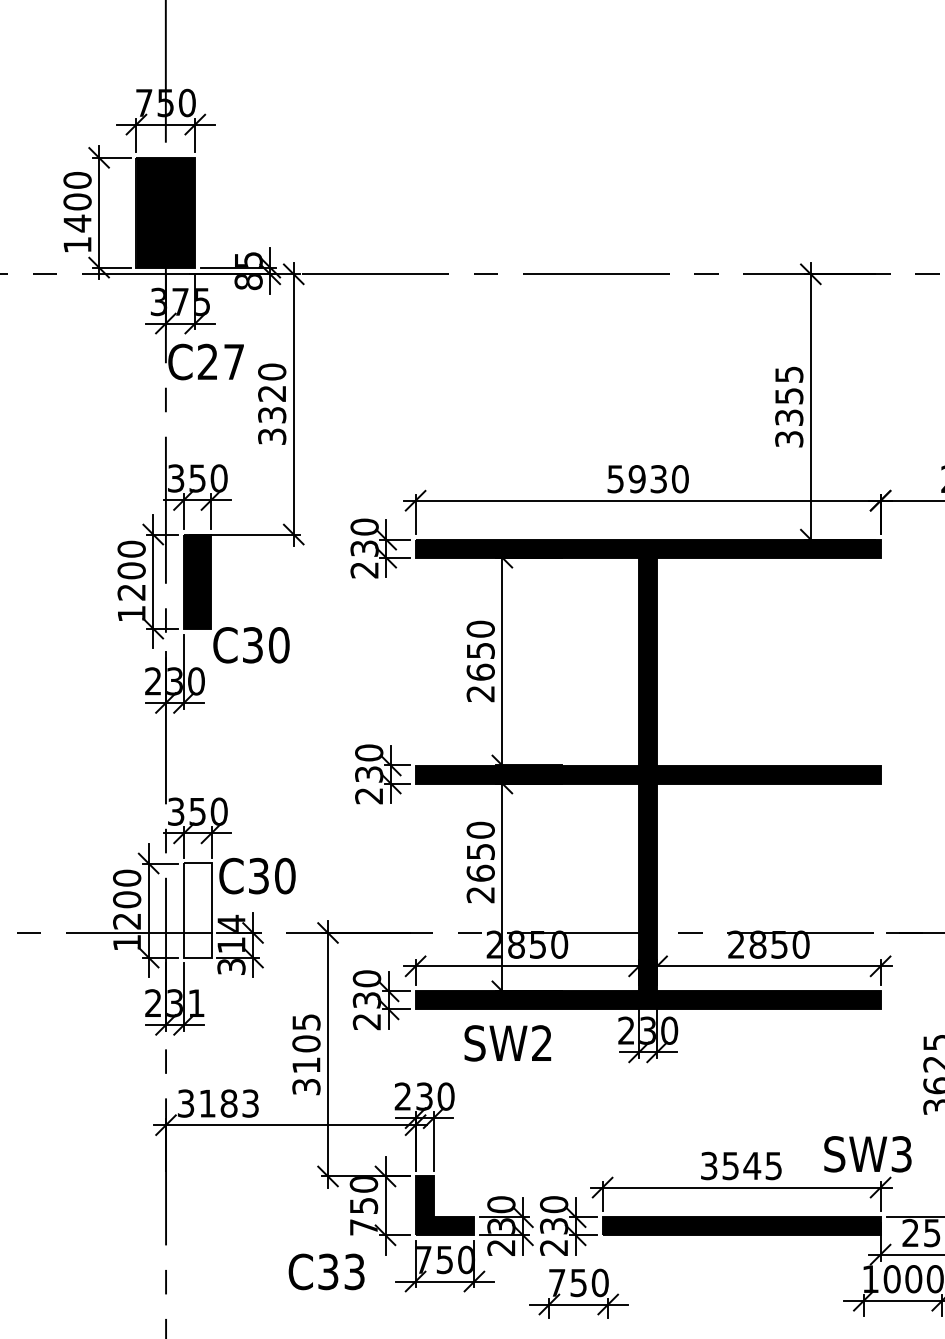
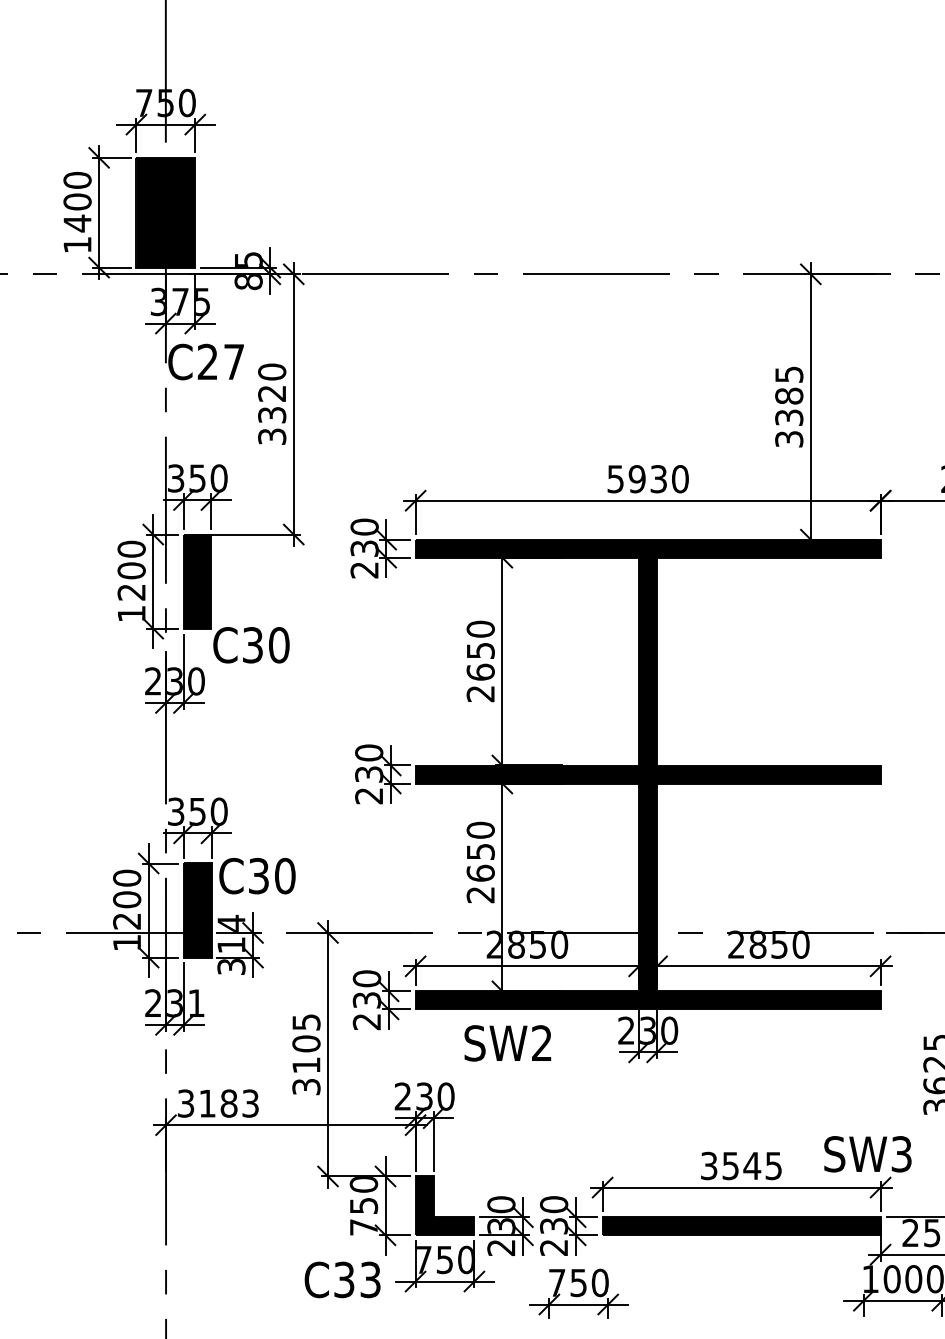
text: 3355 -> 3385 (789, 395)
fill: none -> present (197, 910)
text position: (326, 1271) -> (342, 1279) (342, 1279)
